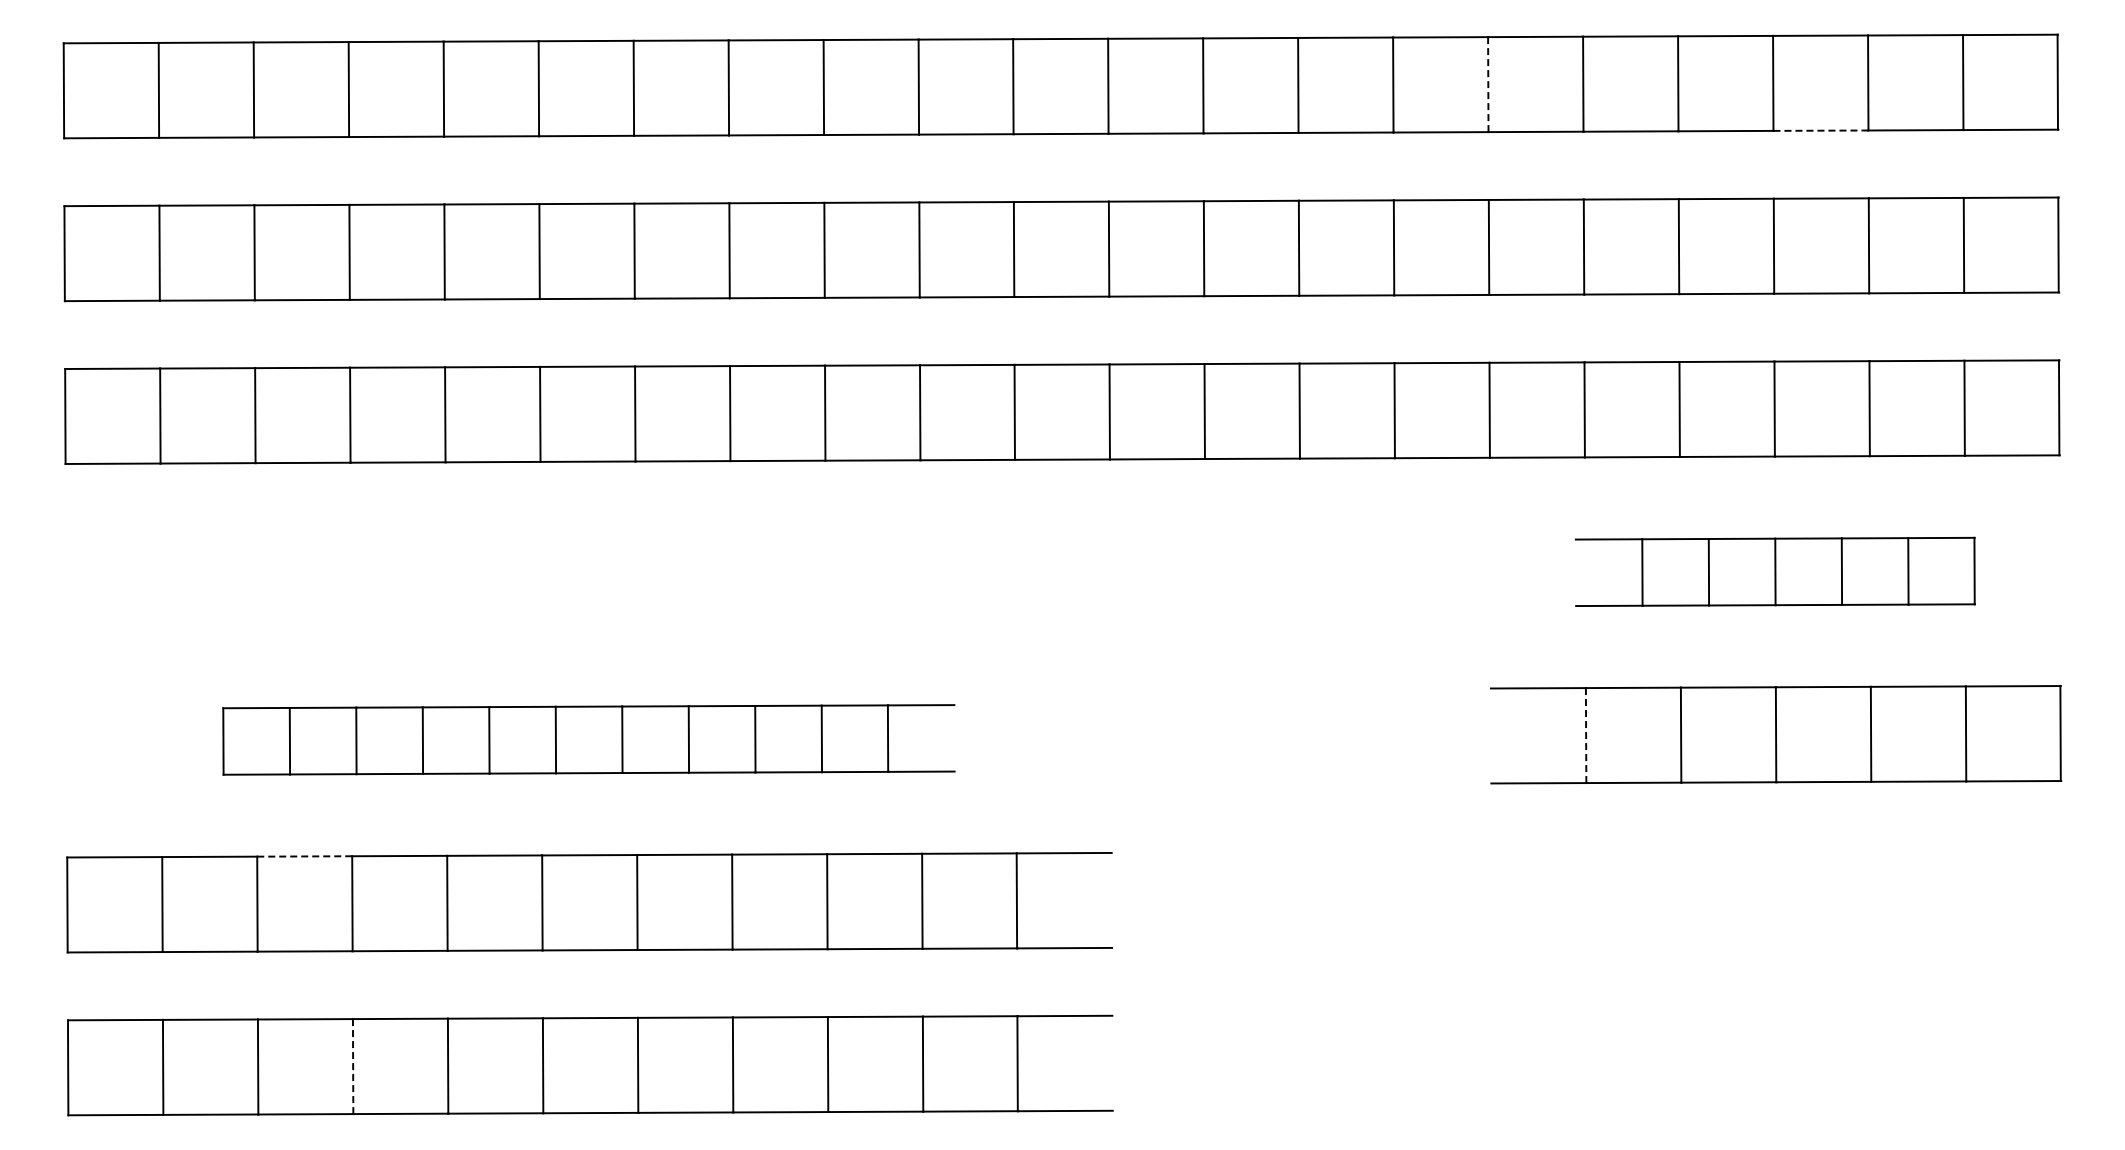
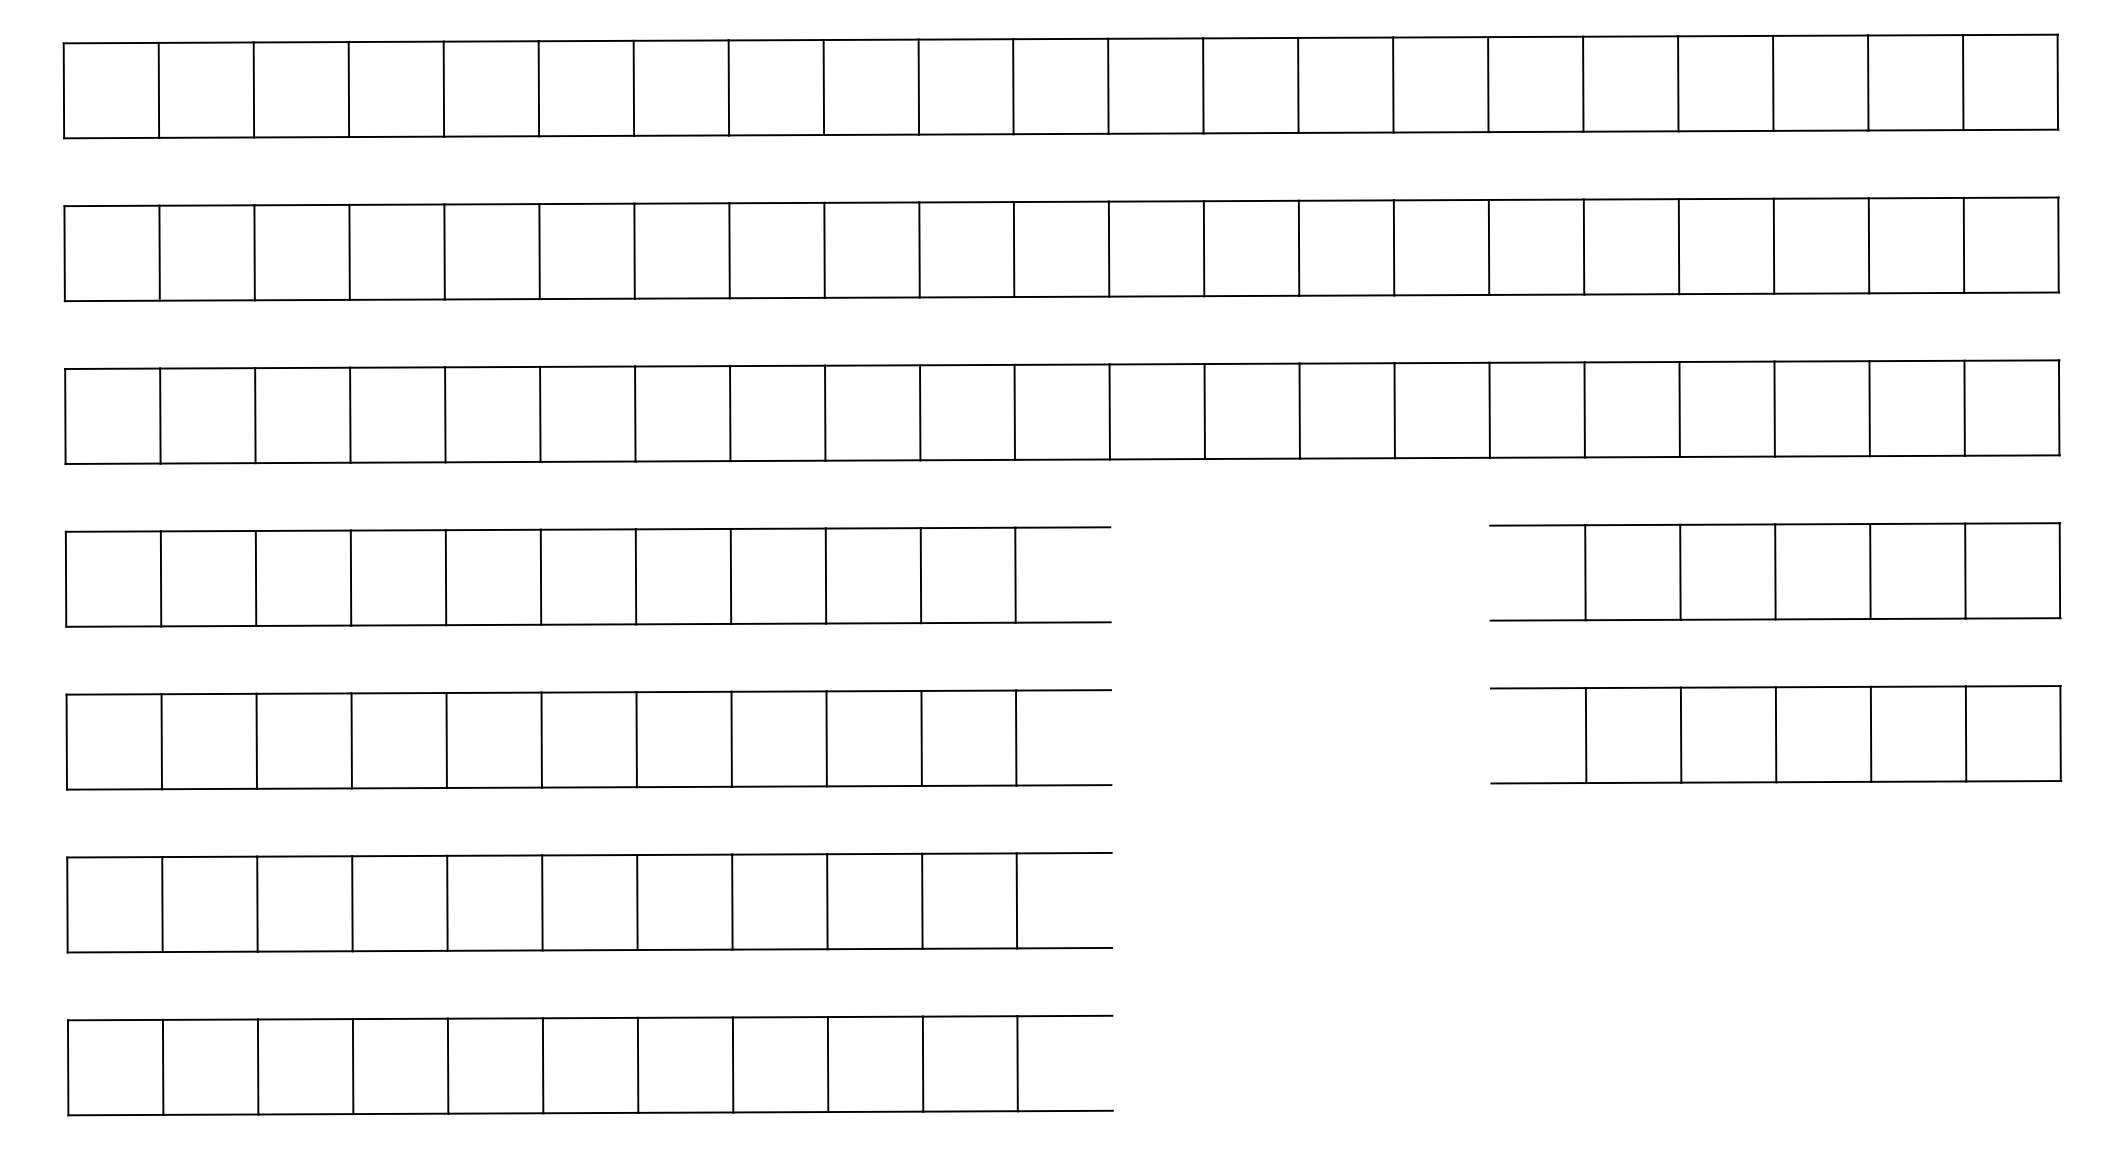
line: dashed -> solid (1488, 84)
line: dashed -> solid (1820, 130)
part size: 402x71 px -> 573x100 px (1775, 571)
part: none -> present (587, 576)
line: dashed -> solid (1586, 735)
part size: 734x72 px -> 1048x102 px (588, 739)
line: dashed -> solid (305, 856)
line: dashed -> solid (353, 1066)
